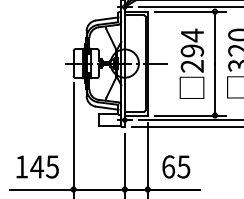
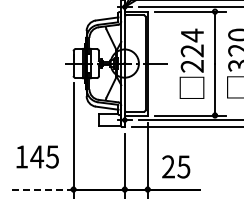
text: 294 -> 224 (192, 50)
text position: (37, 166) -> (37, 156) (37, 156)
text: 65 -> 25 (168, 166)
line: solid -> dashed (41, 189)
